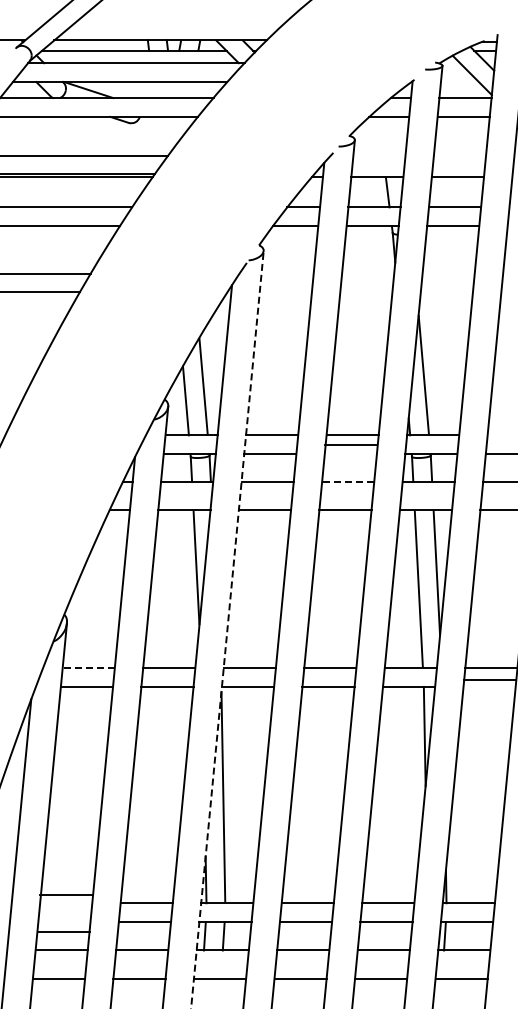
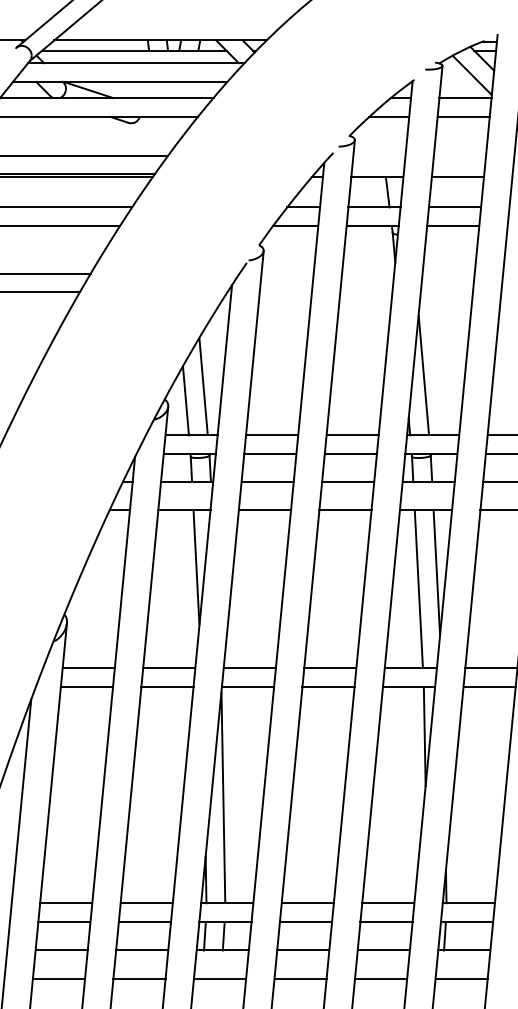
line: none -> present (500, 435)
line position: (350, 445) -> (350, 454) (350, 454)
line: dashed -> solid (347, 481)
line: dashed -> solid (227, 629)
line: dashed -> solid (88, 668)
line position: (488, 679) -> (488, 686) (488, 686)
line position: (66, 895) -> (66, 903) (66, 903)
line position: (64, 932) -> (64, 922) (64, 922)
